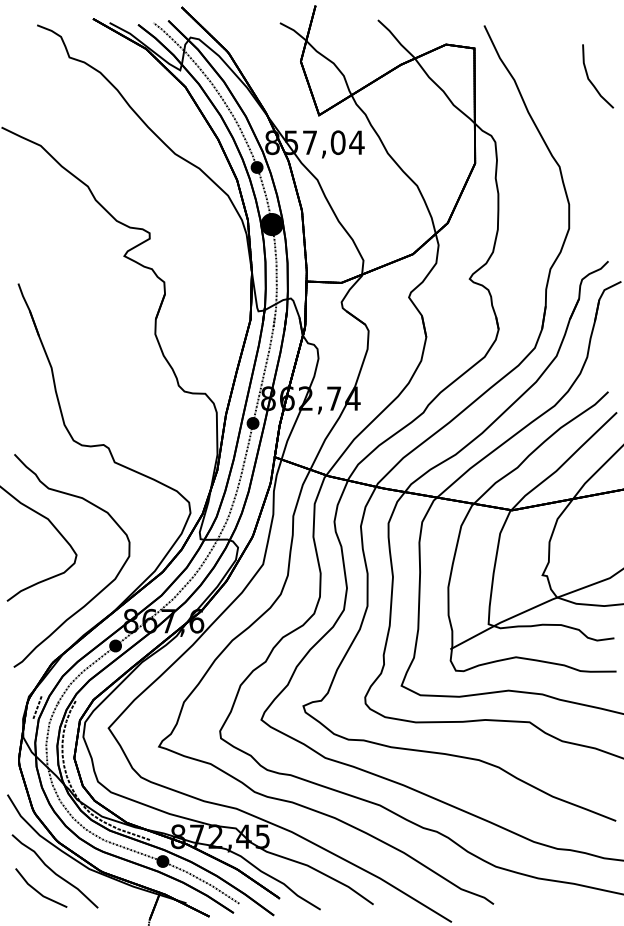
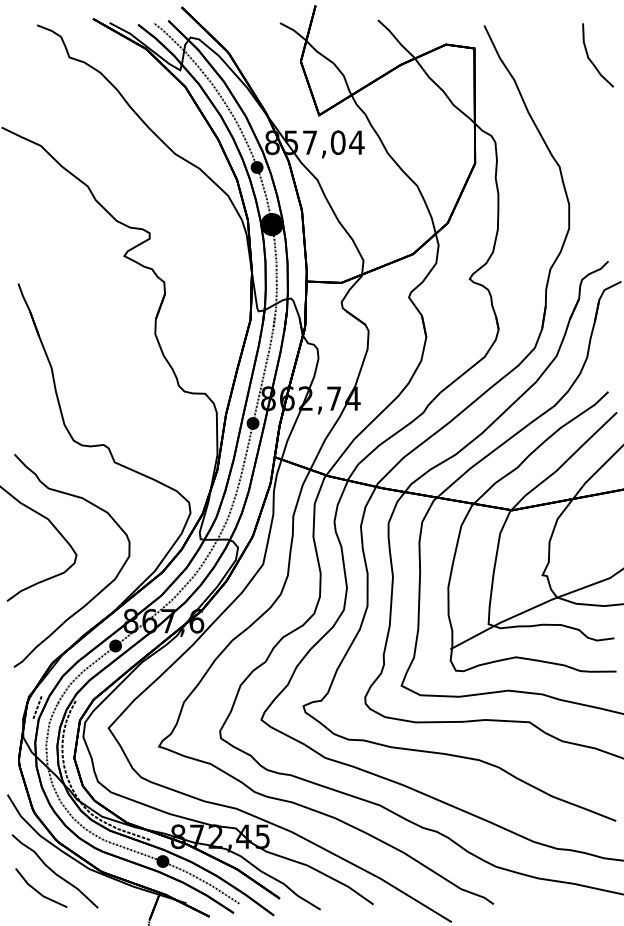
curve position: (592, 82) -> (592, 61) (592, 61)
